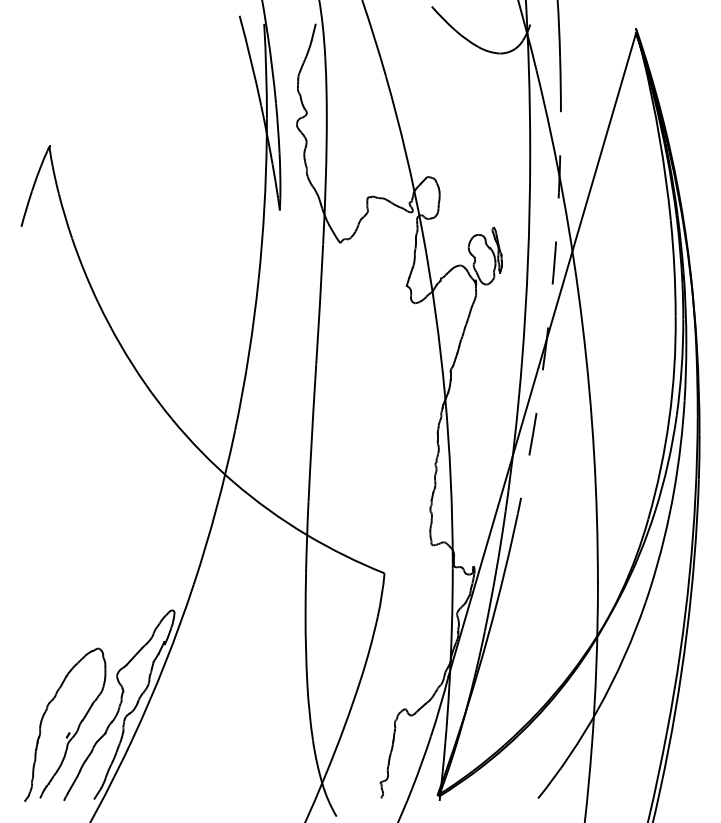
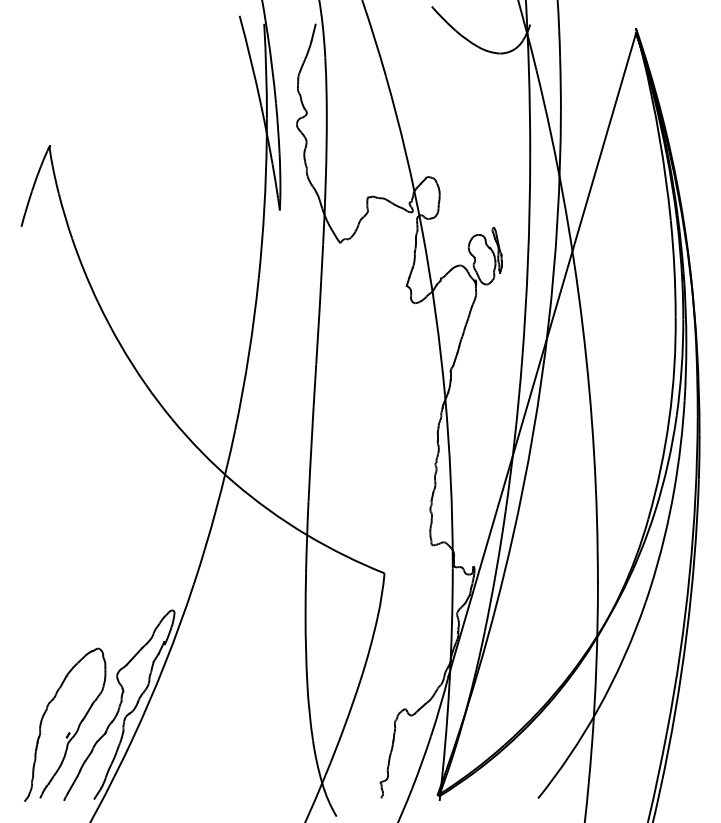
arc: dashed -> solid (548, 326)
